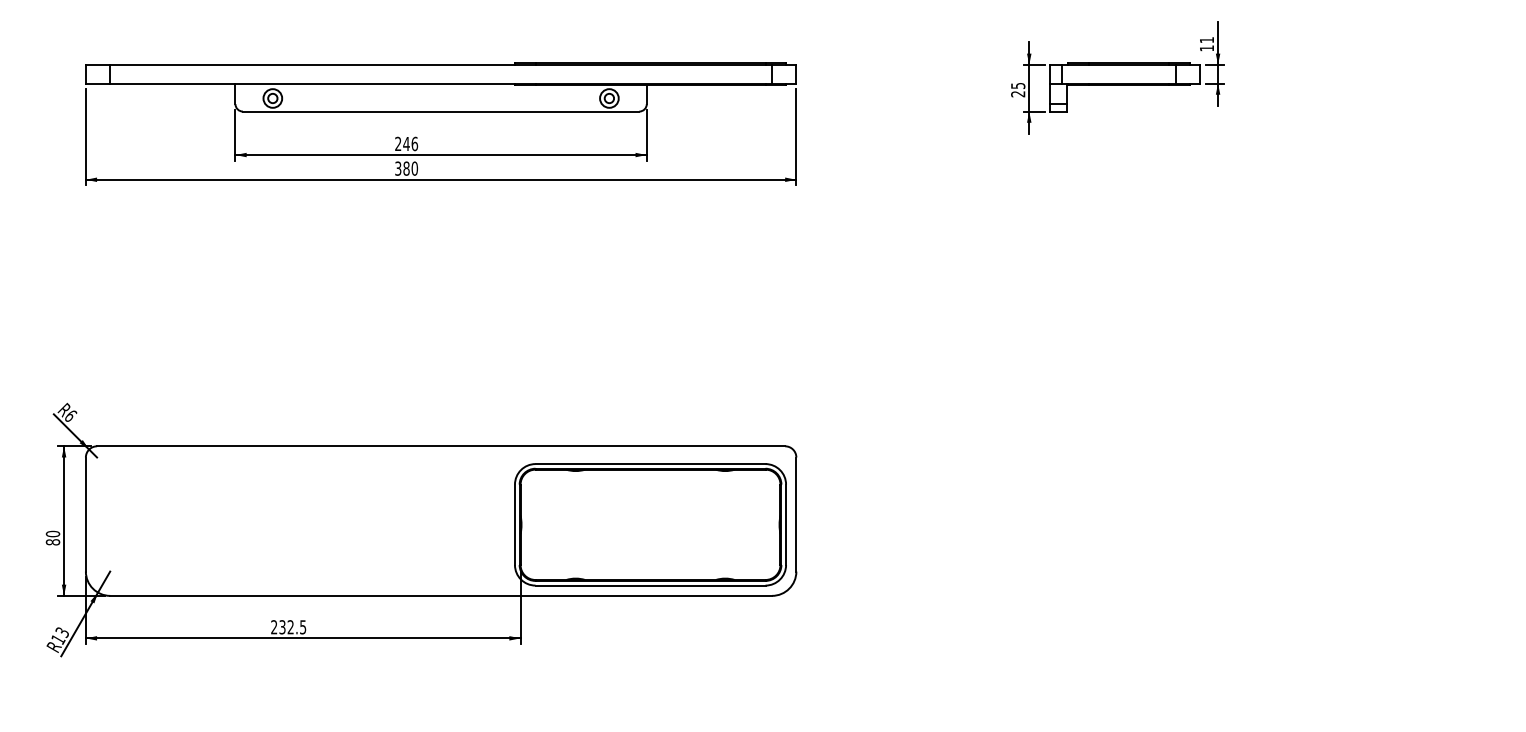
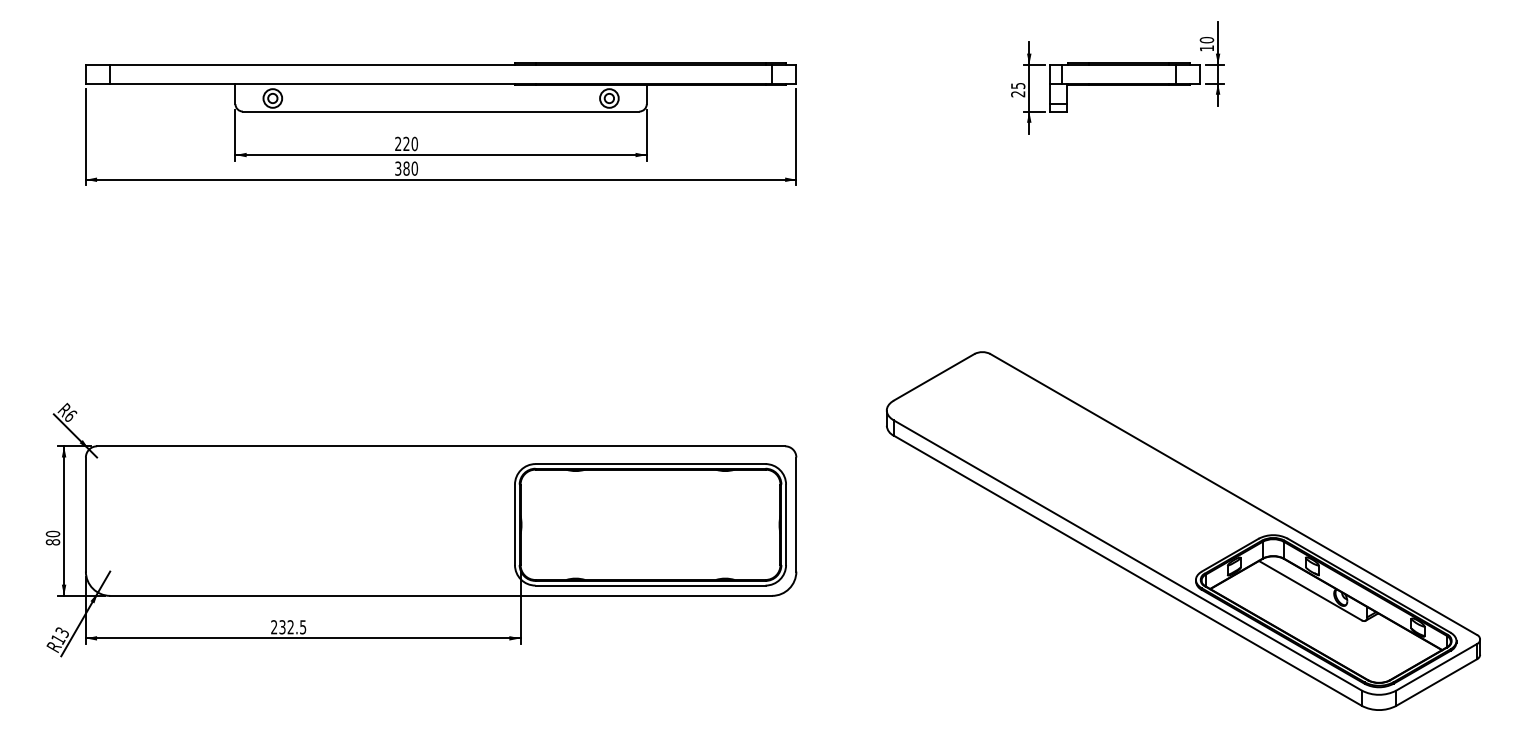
text: 11 -> 10 (1206, 40)
text: 246 -> 220 (410, 143)
part: none -> present (1183, 530)
